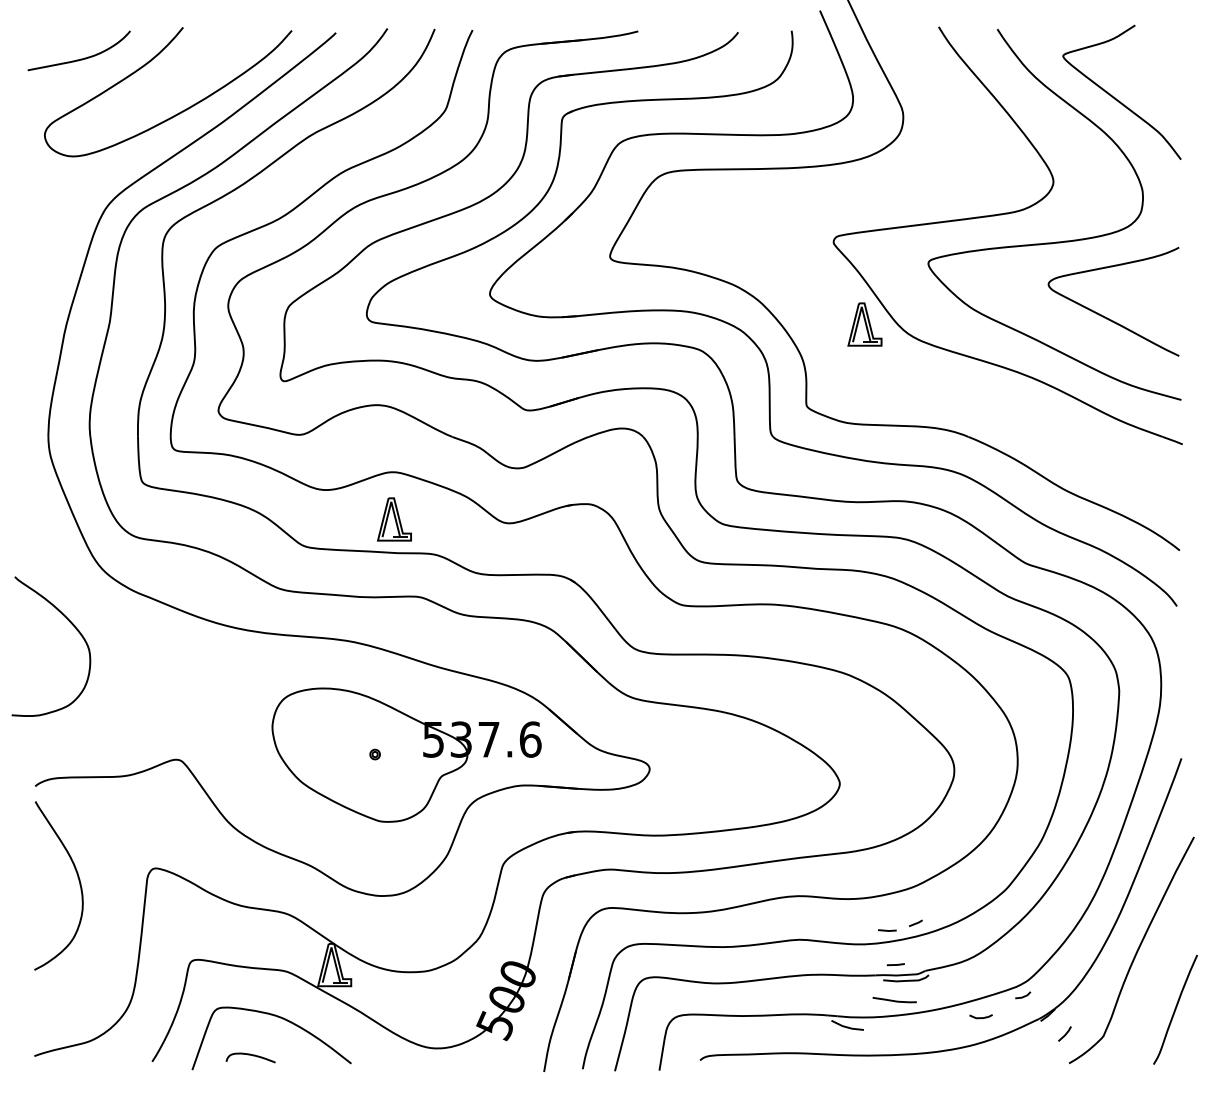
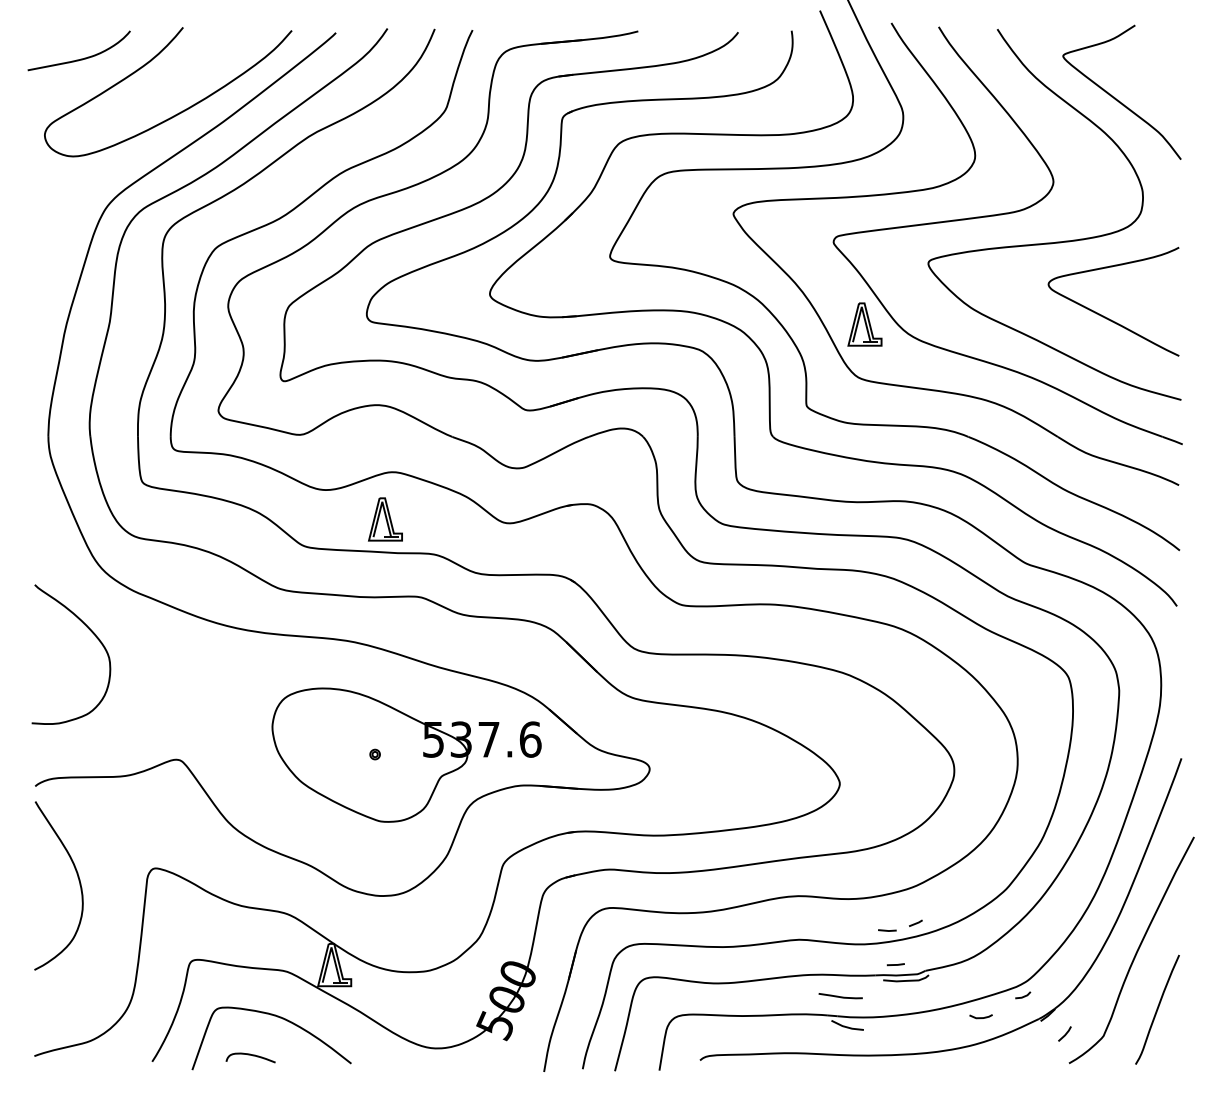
part: none -> present (939, 187)
part position: (394, 519) -> (385, 519) (385, 519)
curve position: (76, 630) -> (96, 638) (96, 638)
line position: (894, 1000) -> (840, 996) (840, 996)
curve position: (1175, 1009) -> (1157, 1009) (1157, 1009)
